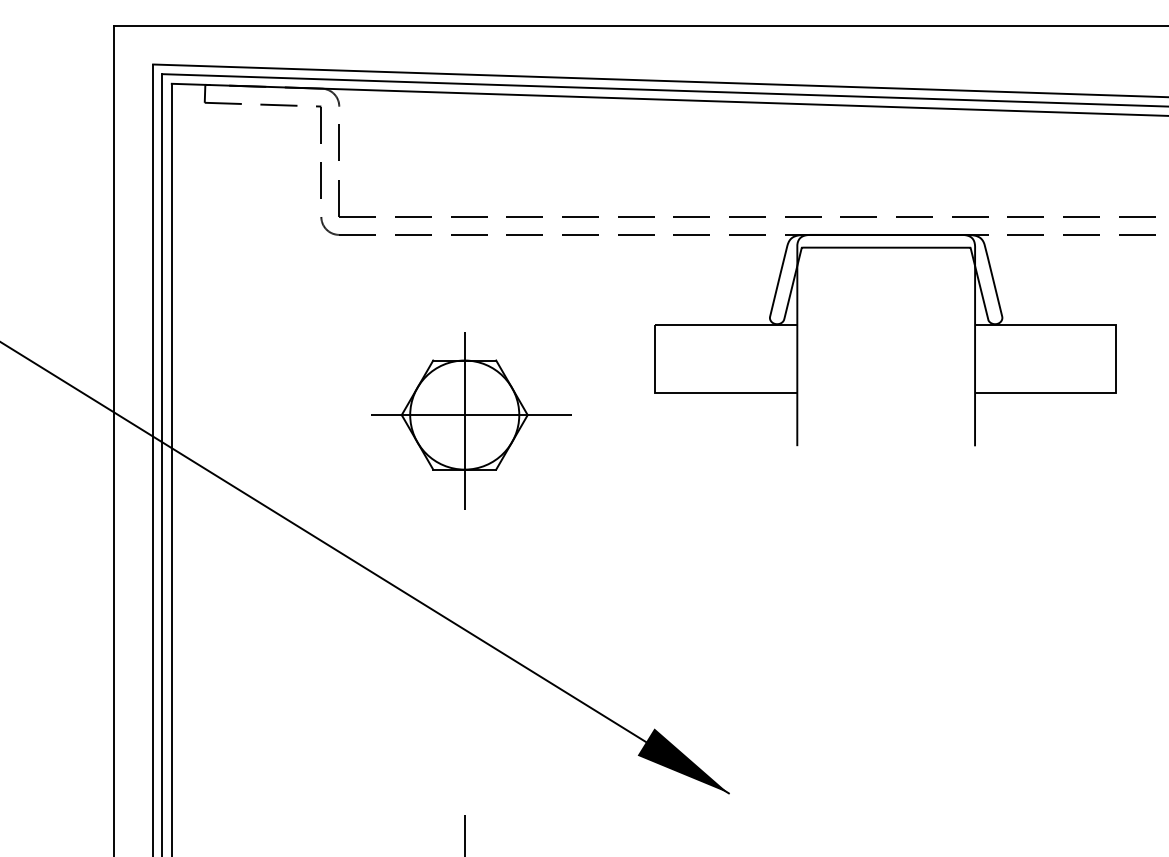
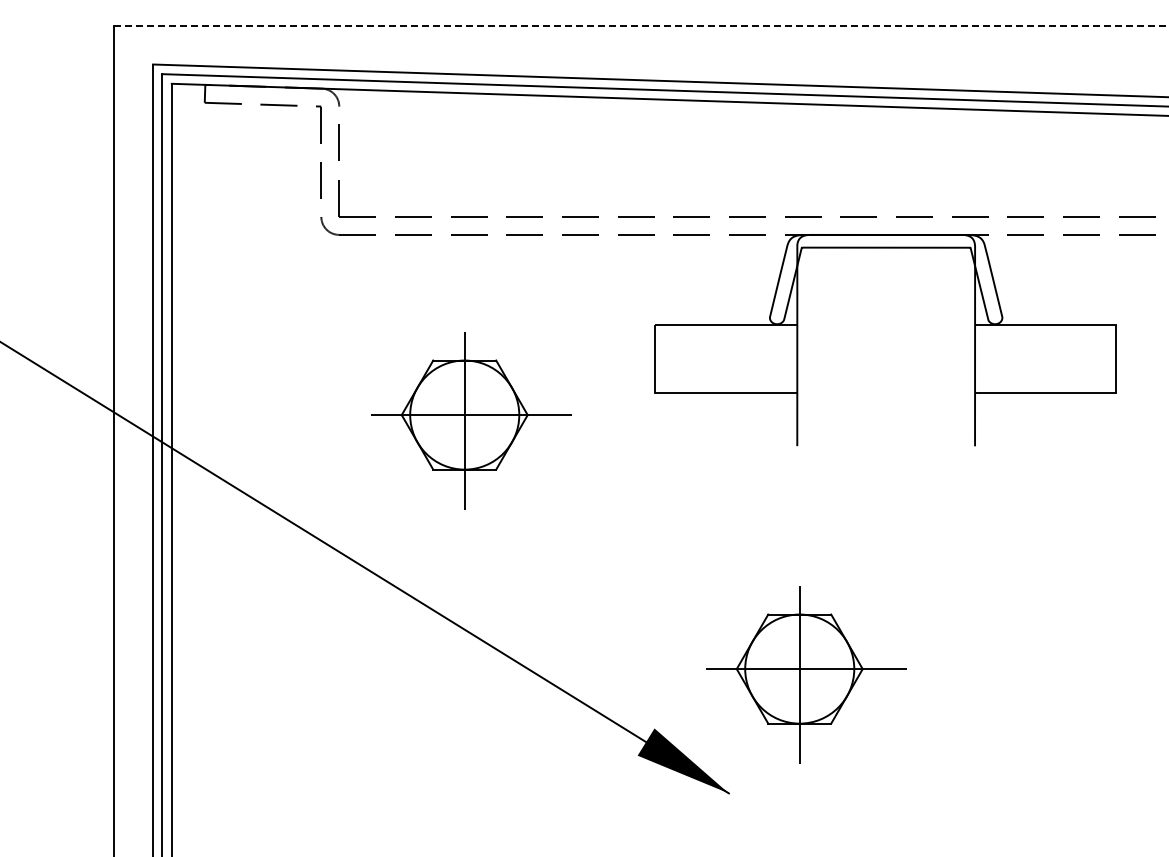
line: solid -> dashed (641, 25)
part: none -> present (806, 674)
line: present -> none (464, 833)
